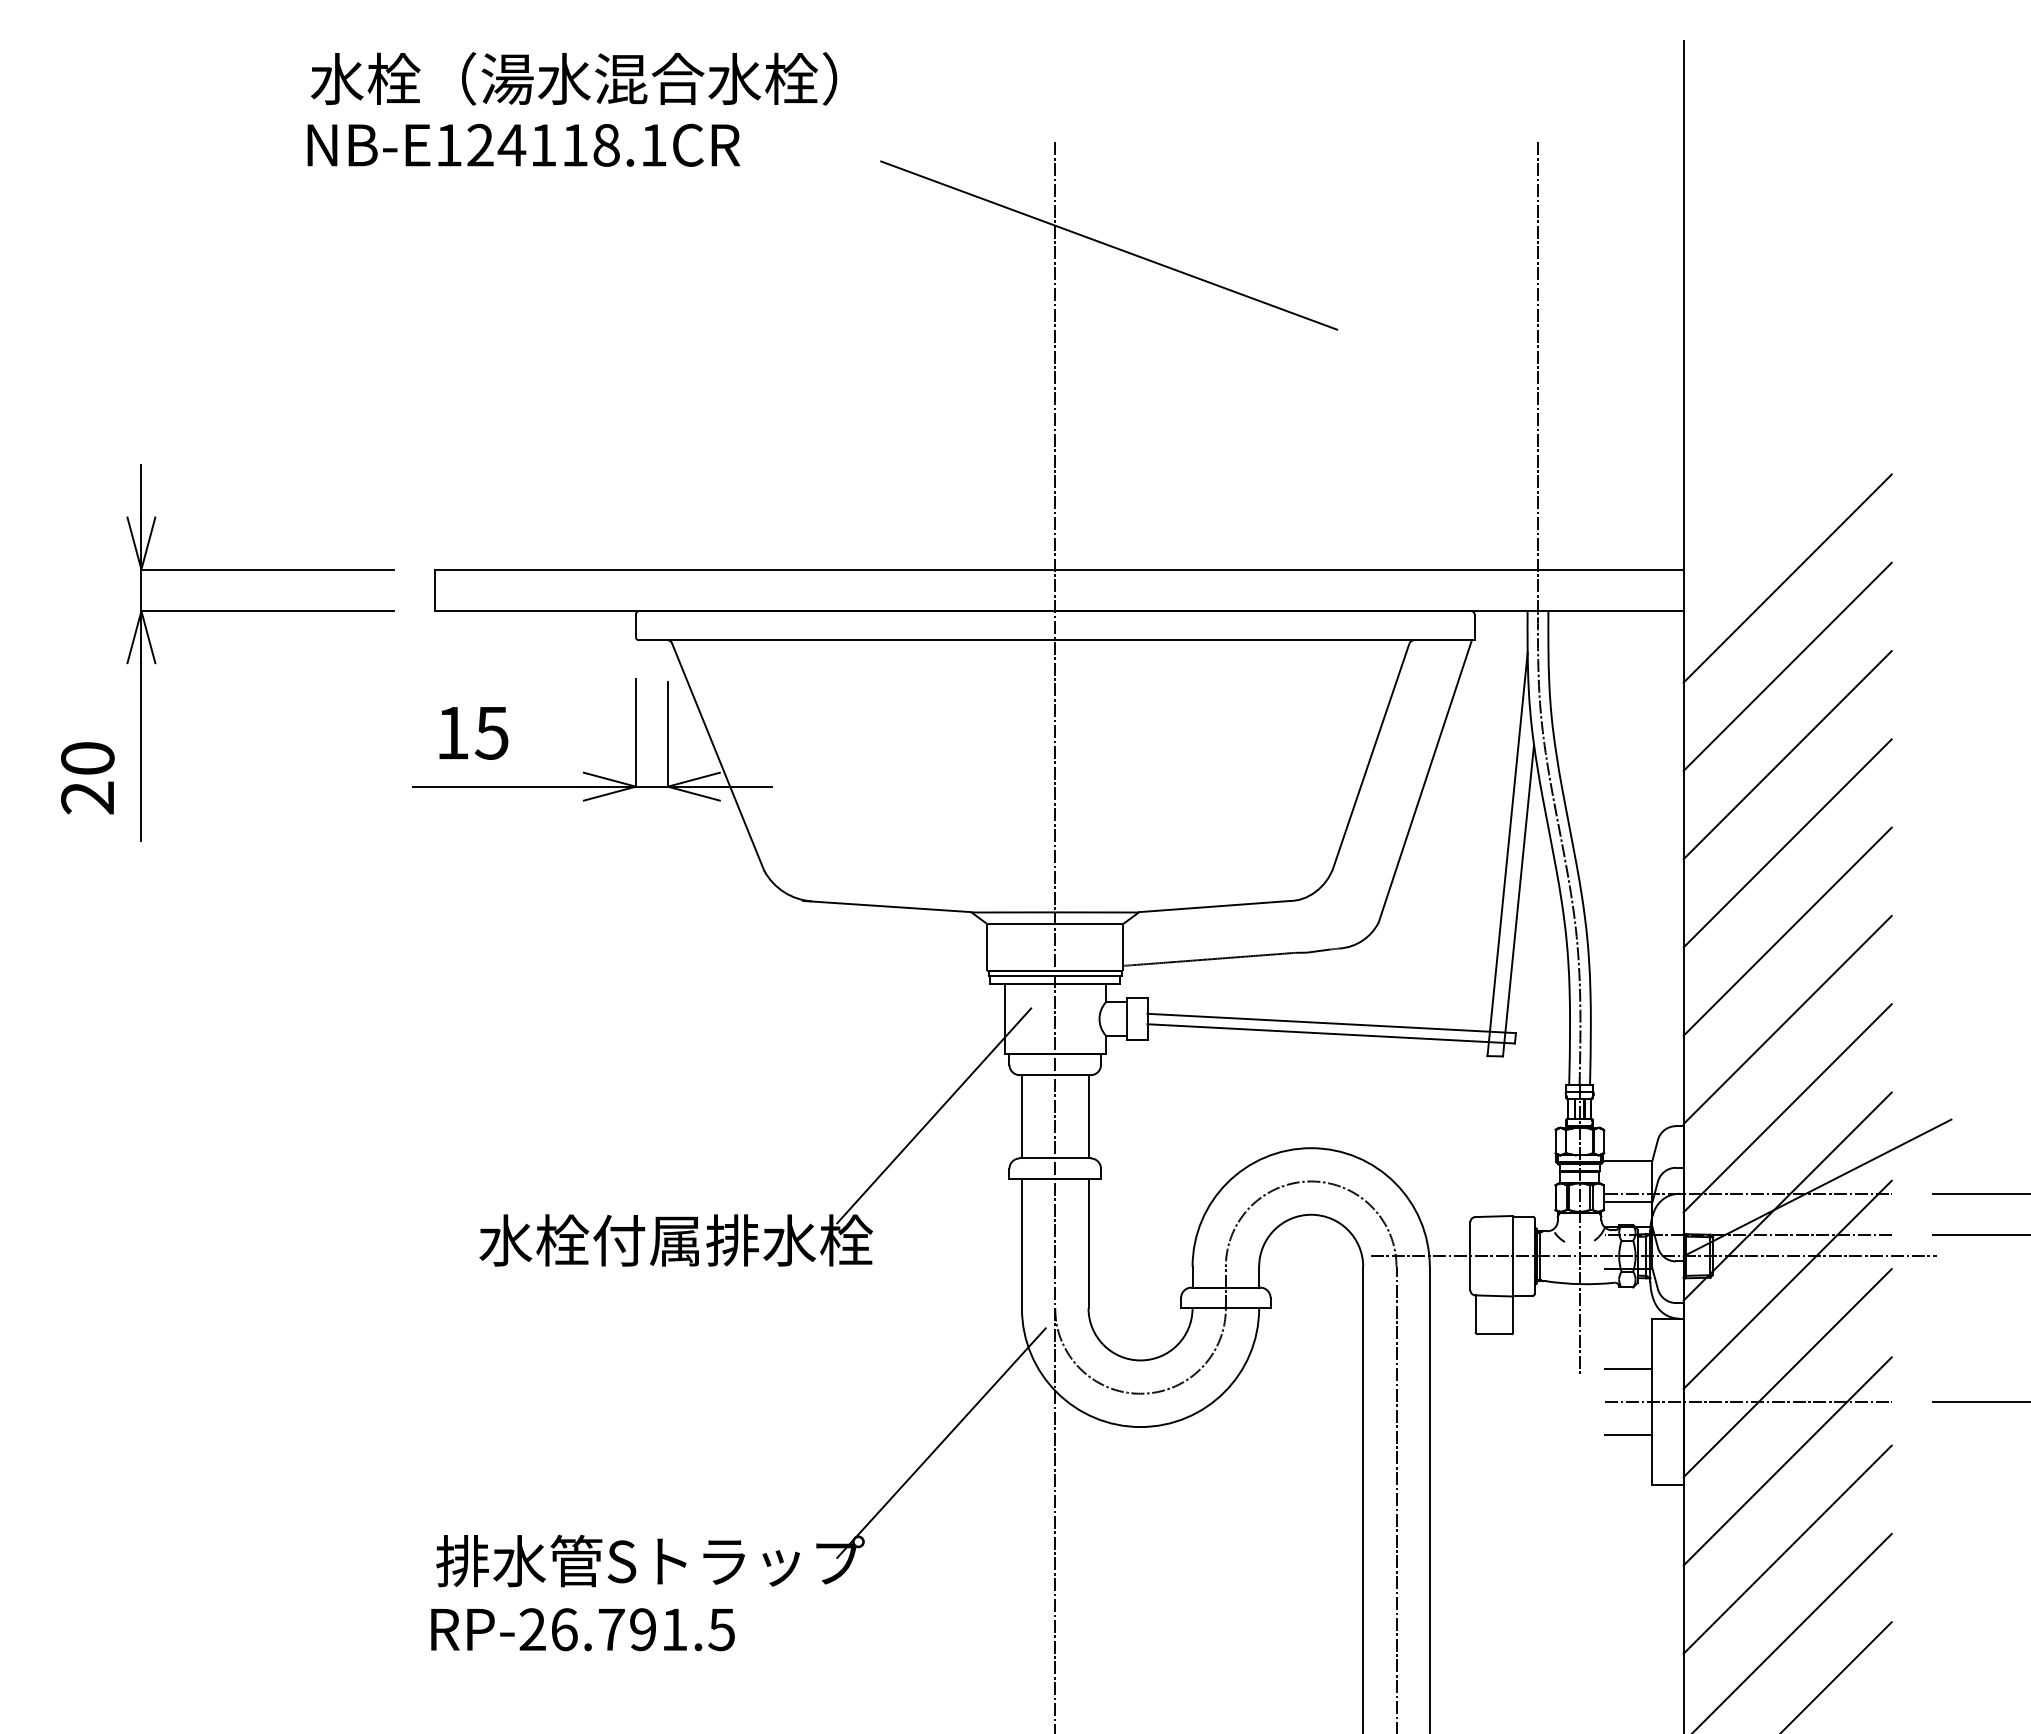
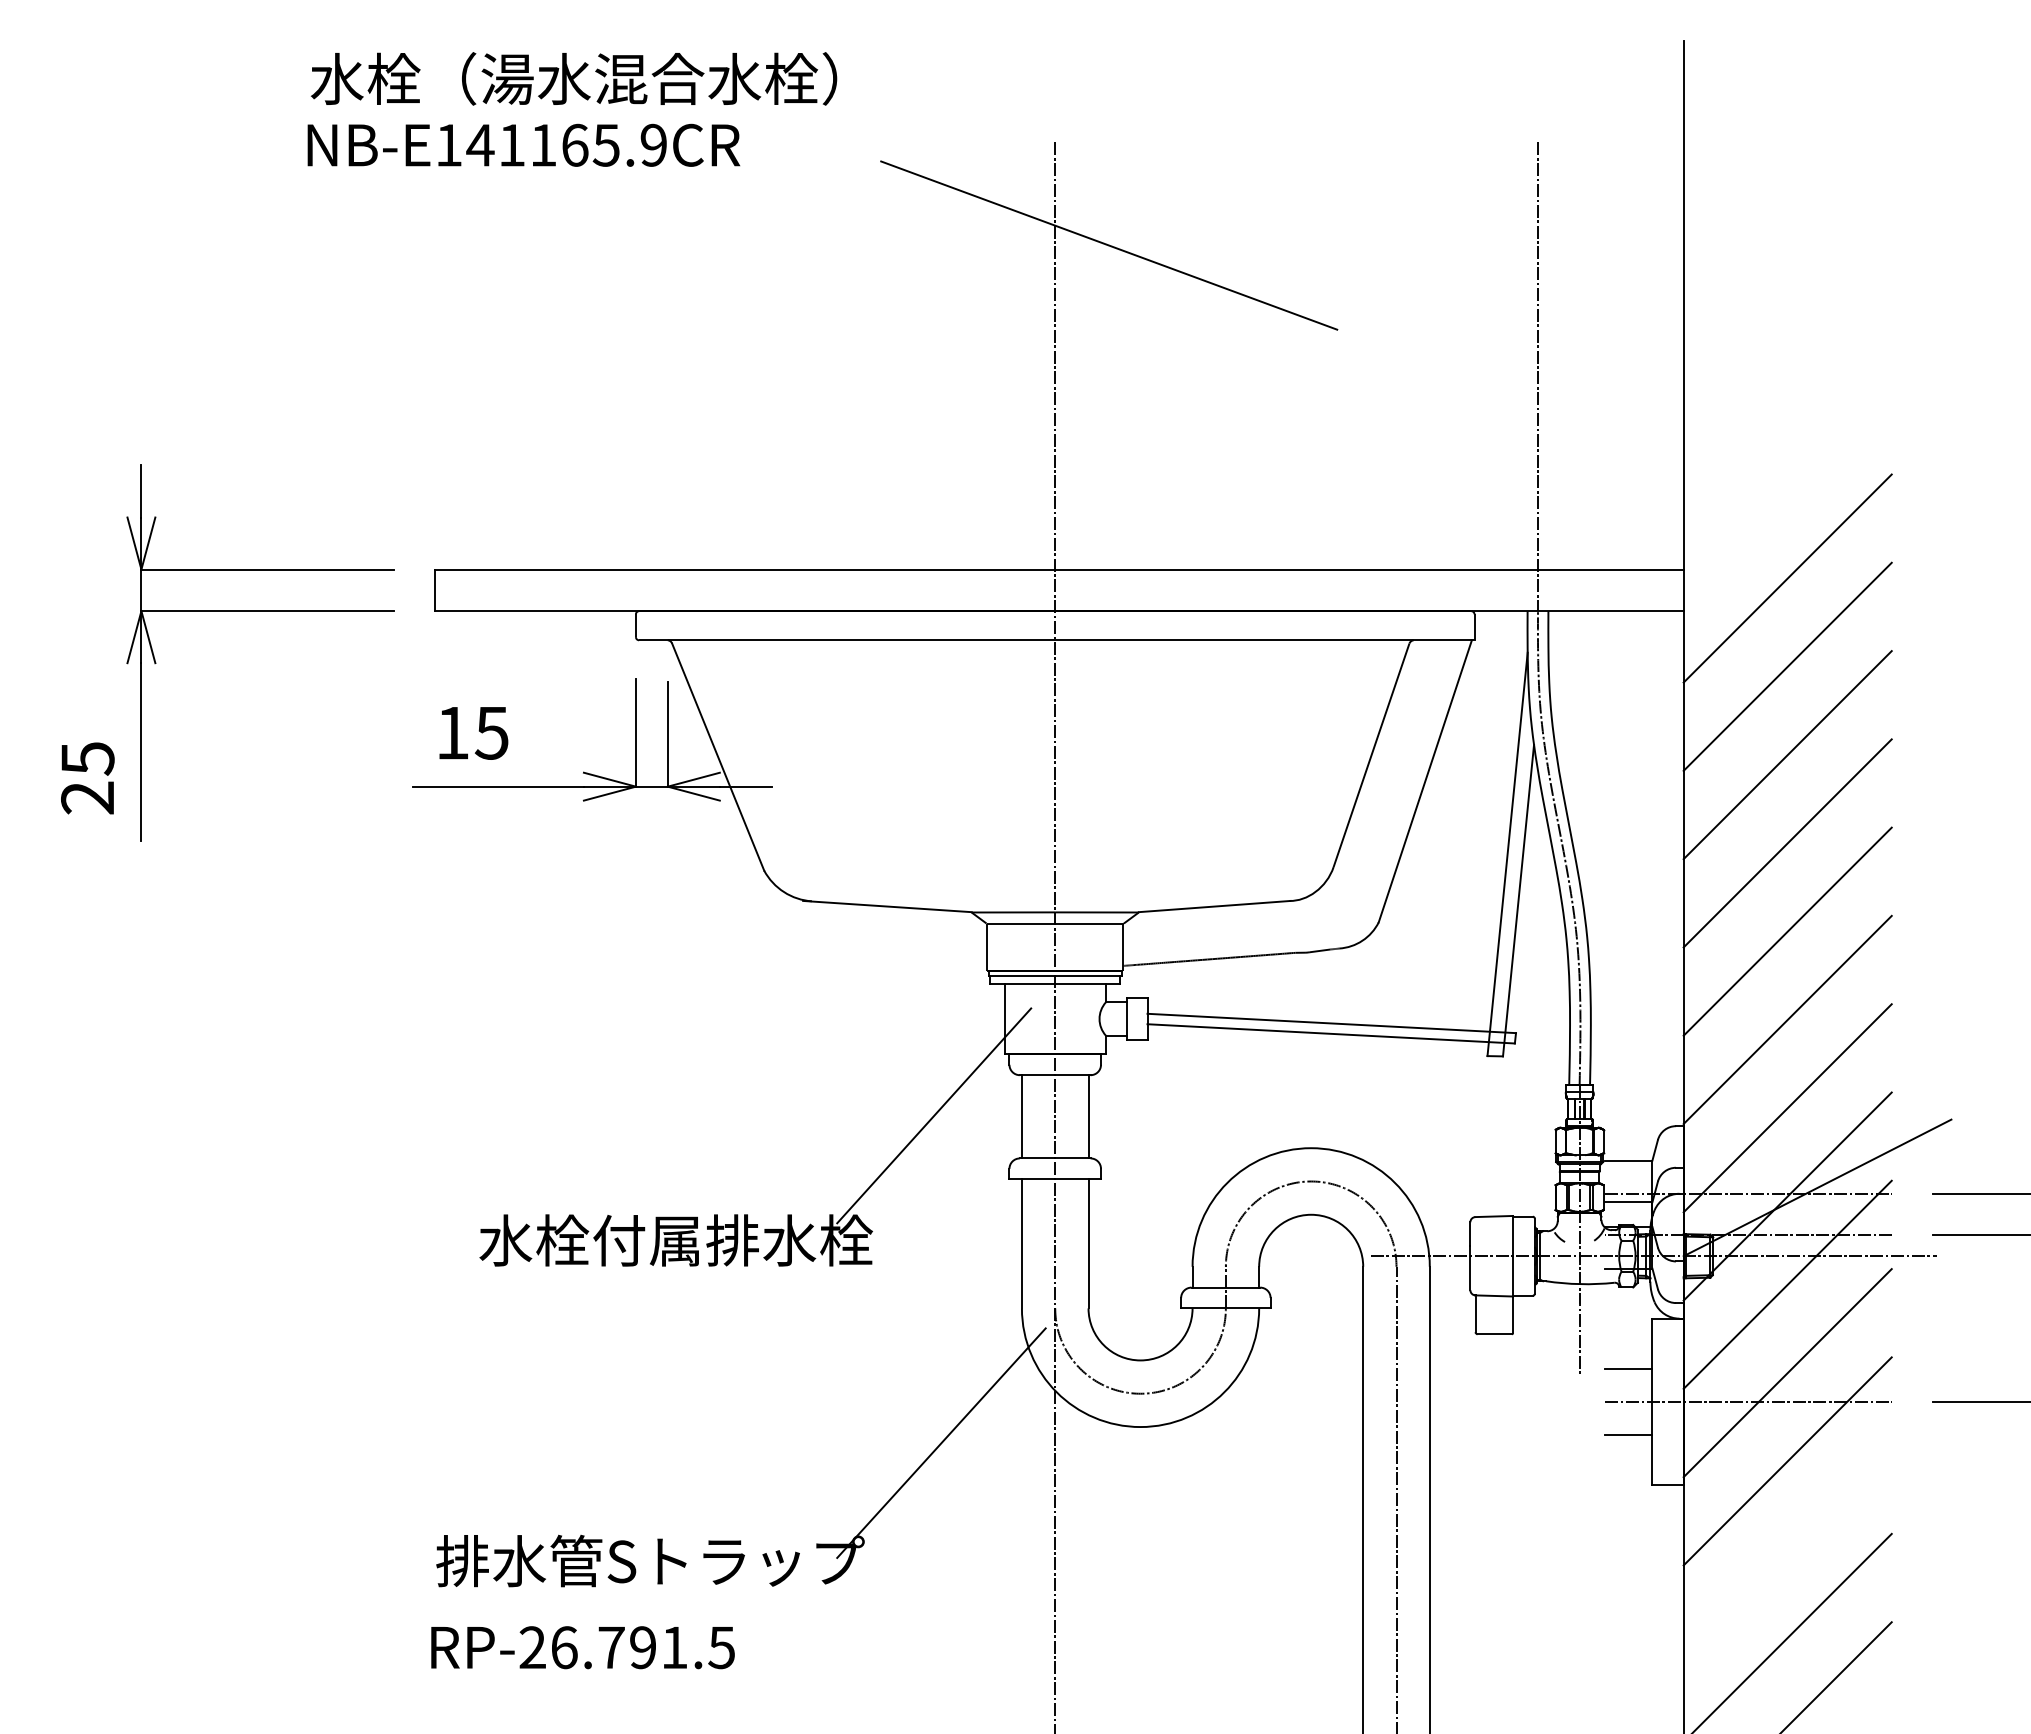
text: NB-E124118.1CR -> NB-E141165.9CR (566, 144)
text: 20 -> 25 (87, 758)
line: present -> none (1787, 1549)
text position: (582, 1629) -> (582, 1647) (582, 1647)
